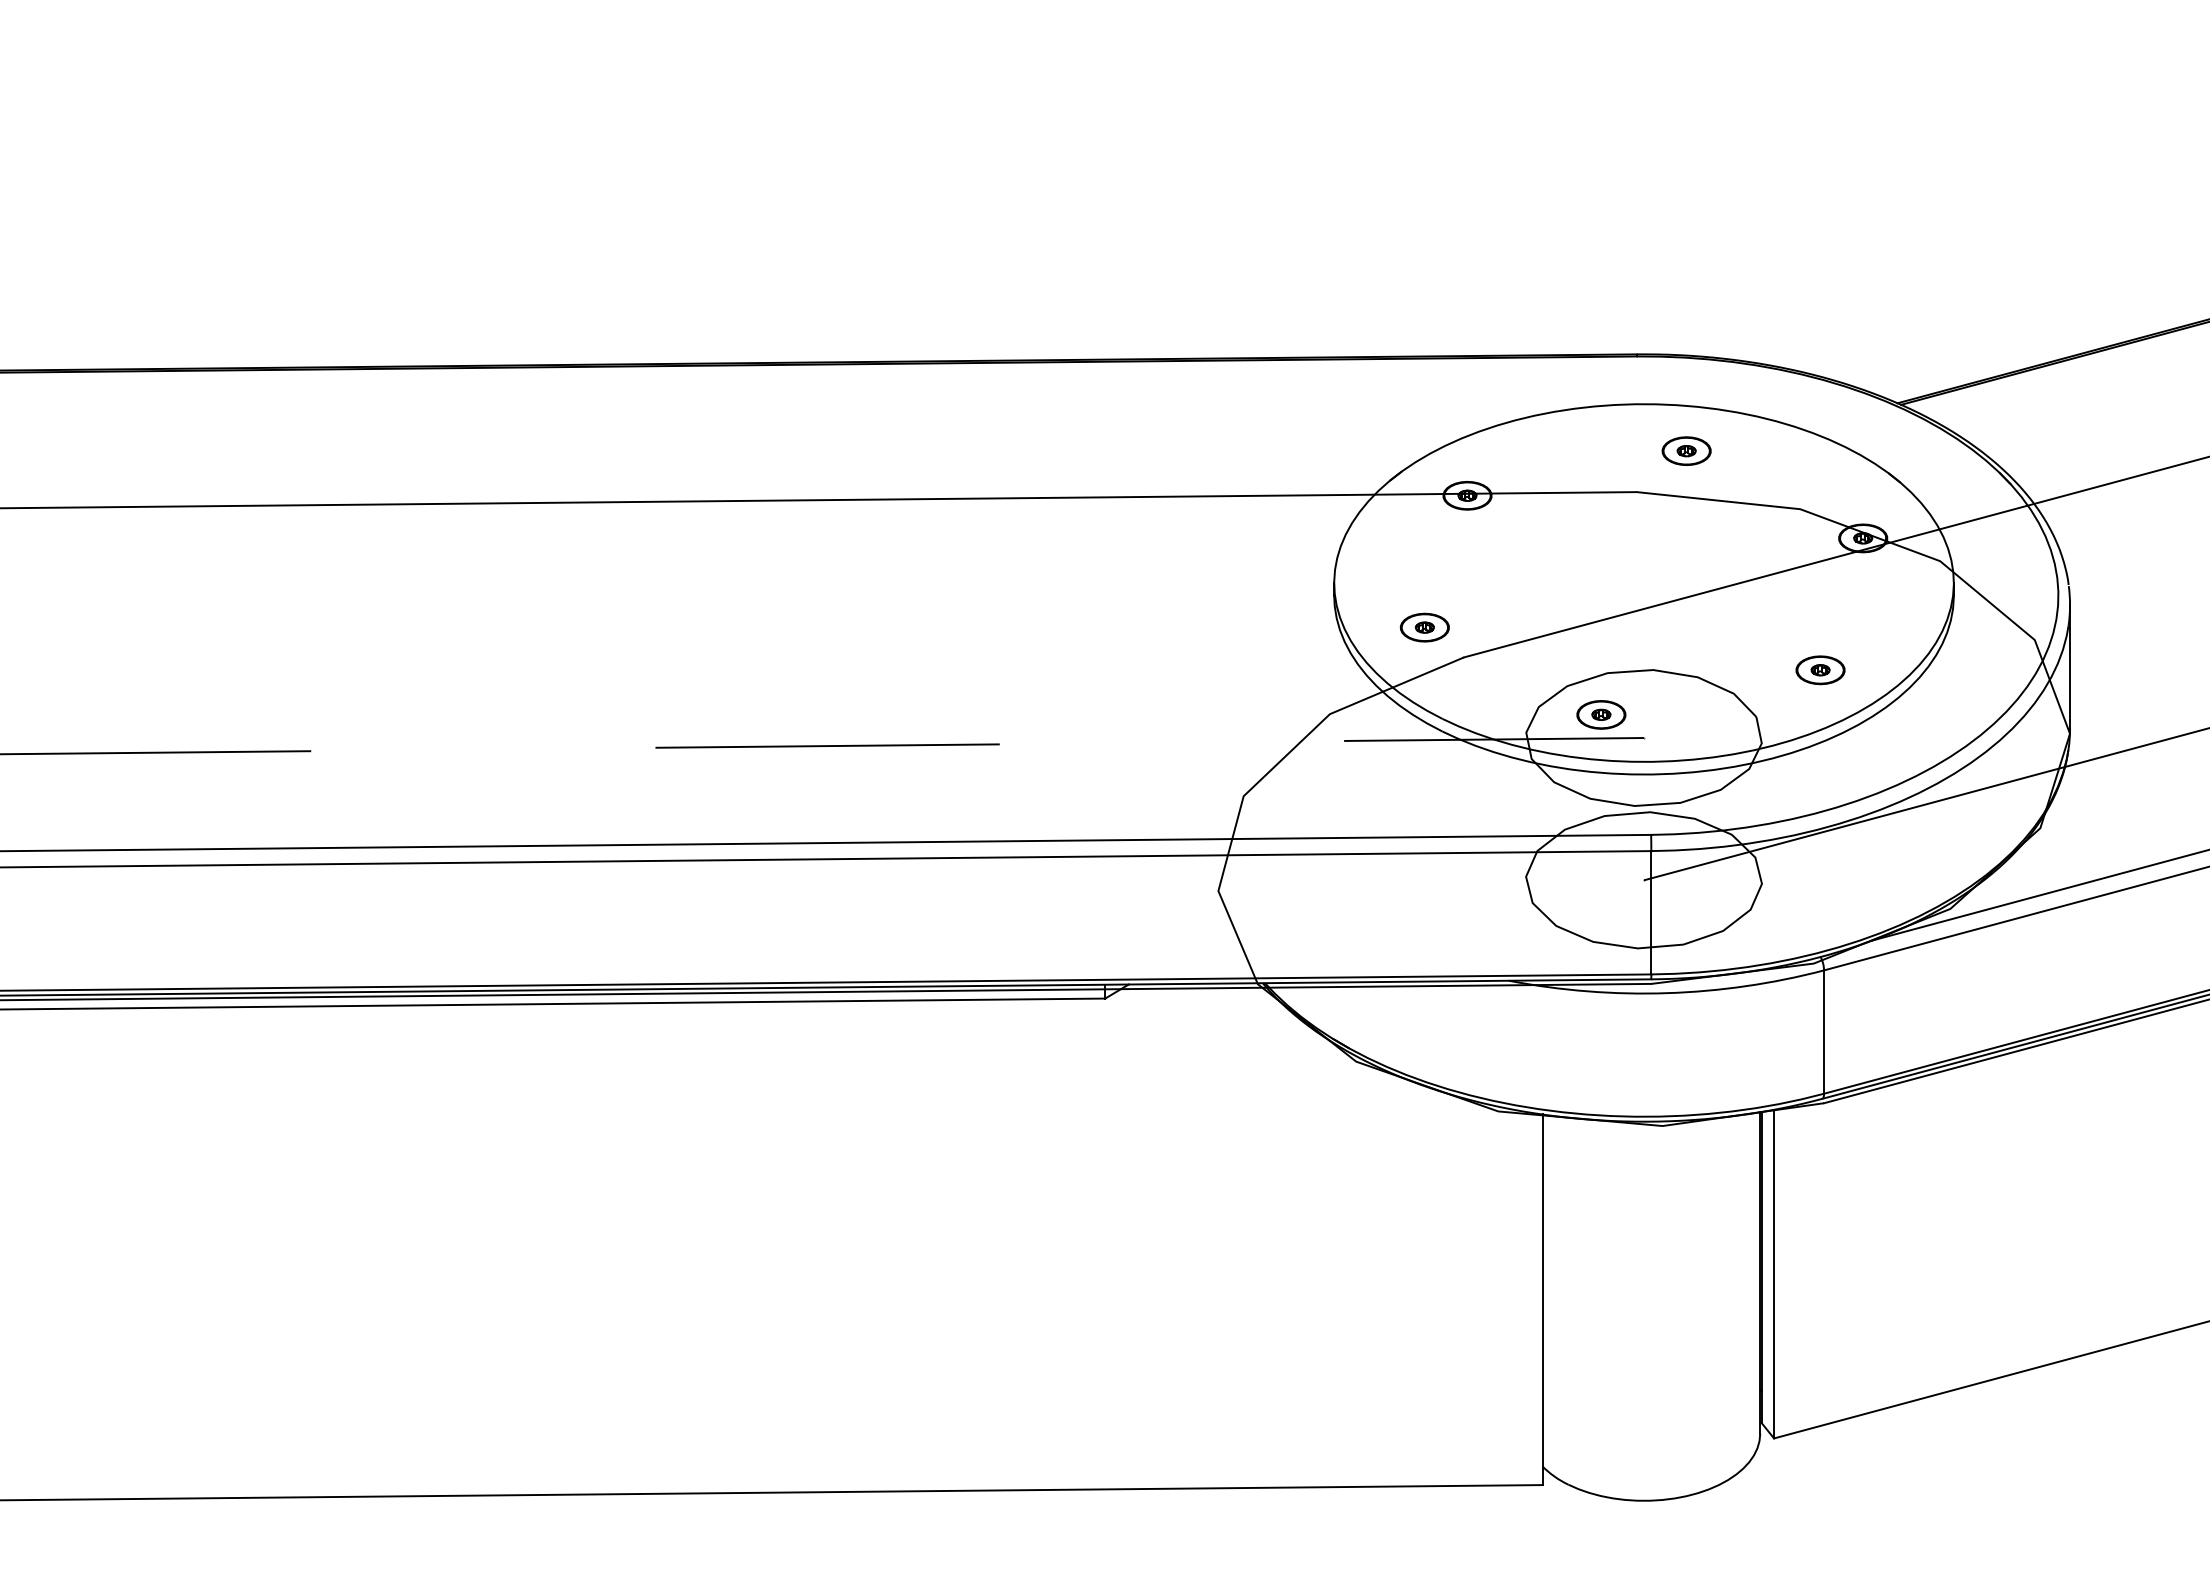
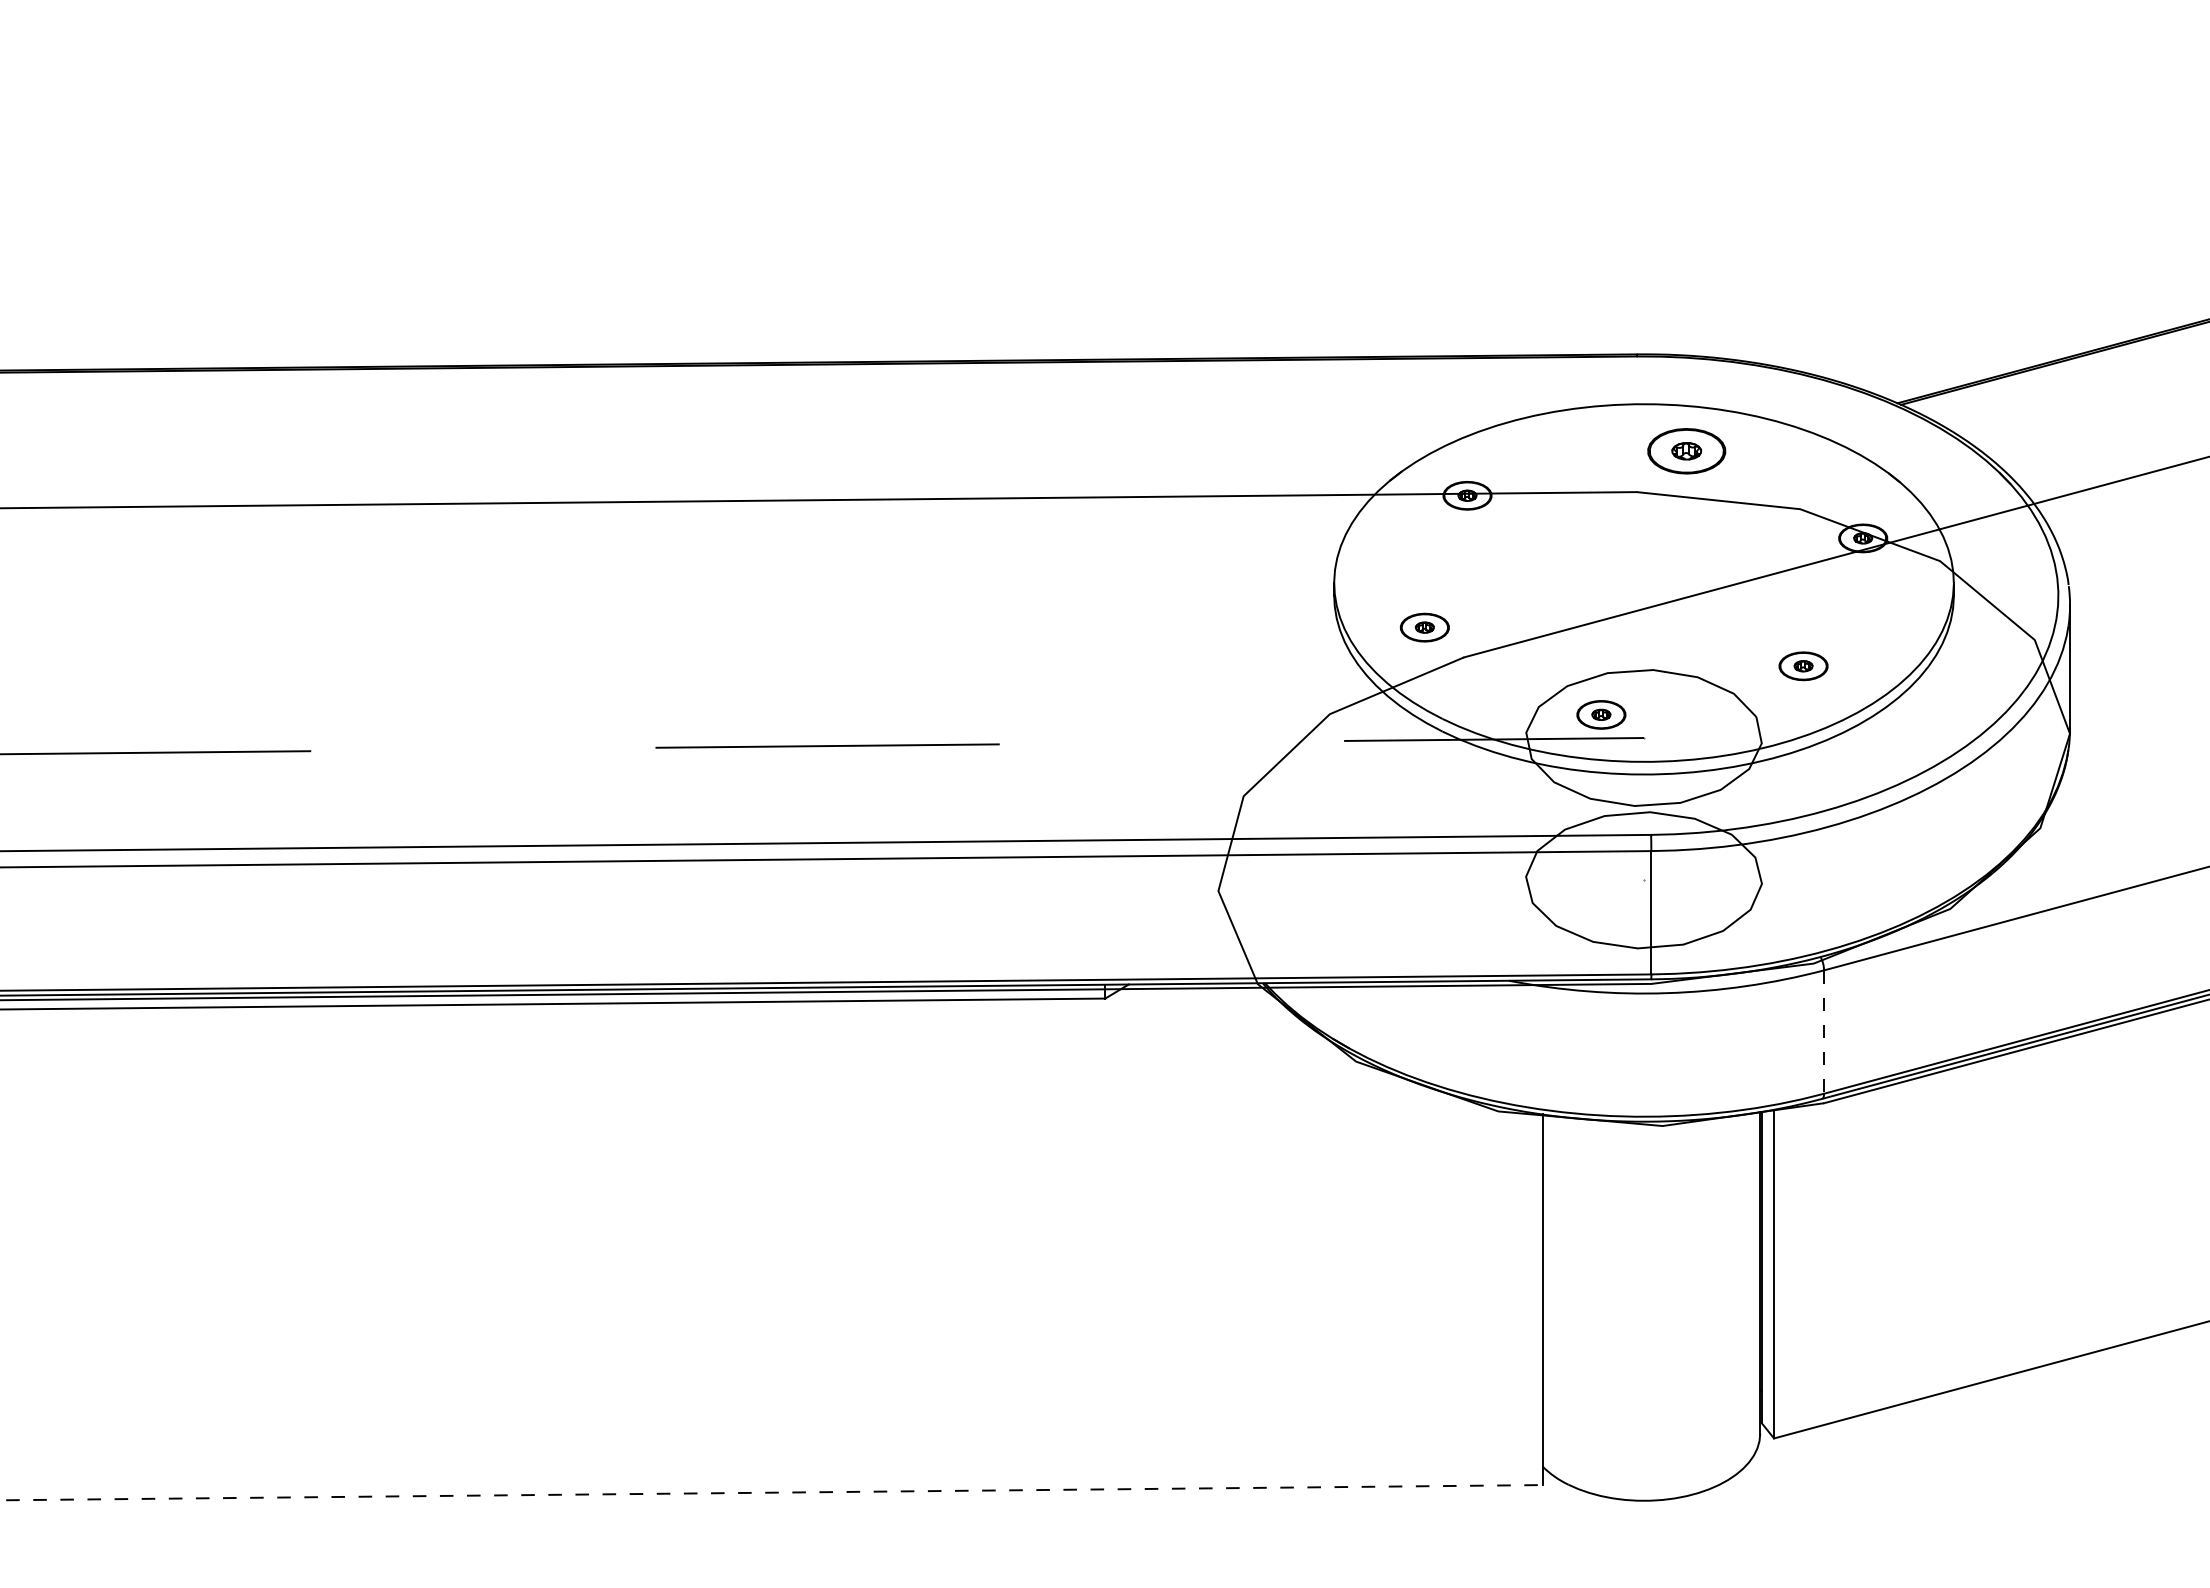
part size: 51x30 px -> 80x47 px (1686, 451)
part position: (1820, 670) -> (1803, 666) (1803, 666)
line: present -> none (1925, 804)
line: present -> none (2039, 895)
line: solid -> dashed (1824, 1032)
line: solid -> dashed (771, 1492)
